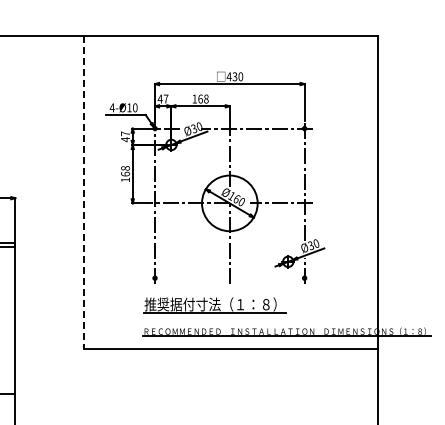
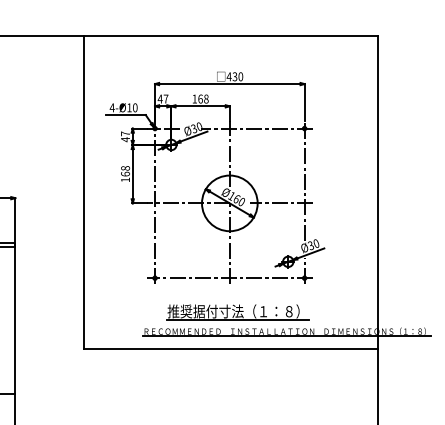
line: dashed -> solid (83, 193)
line: none -> present (230, 278)
part position: (214, 305) -> (237, 312) (237, 312)
